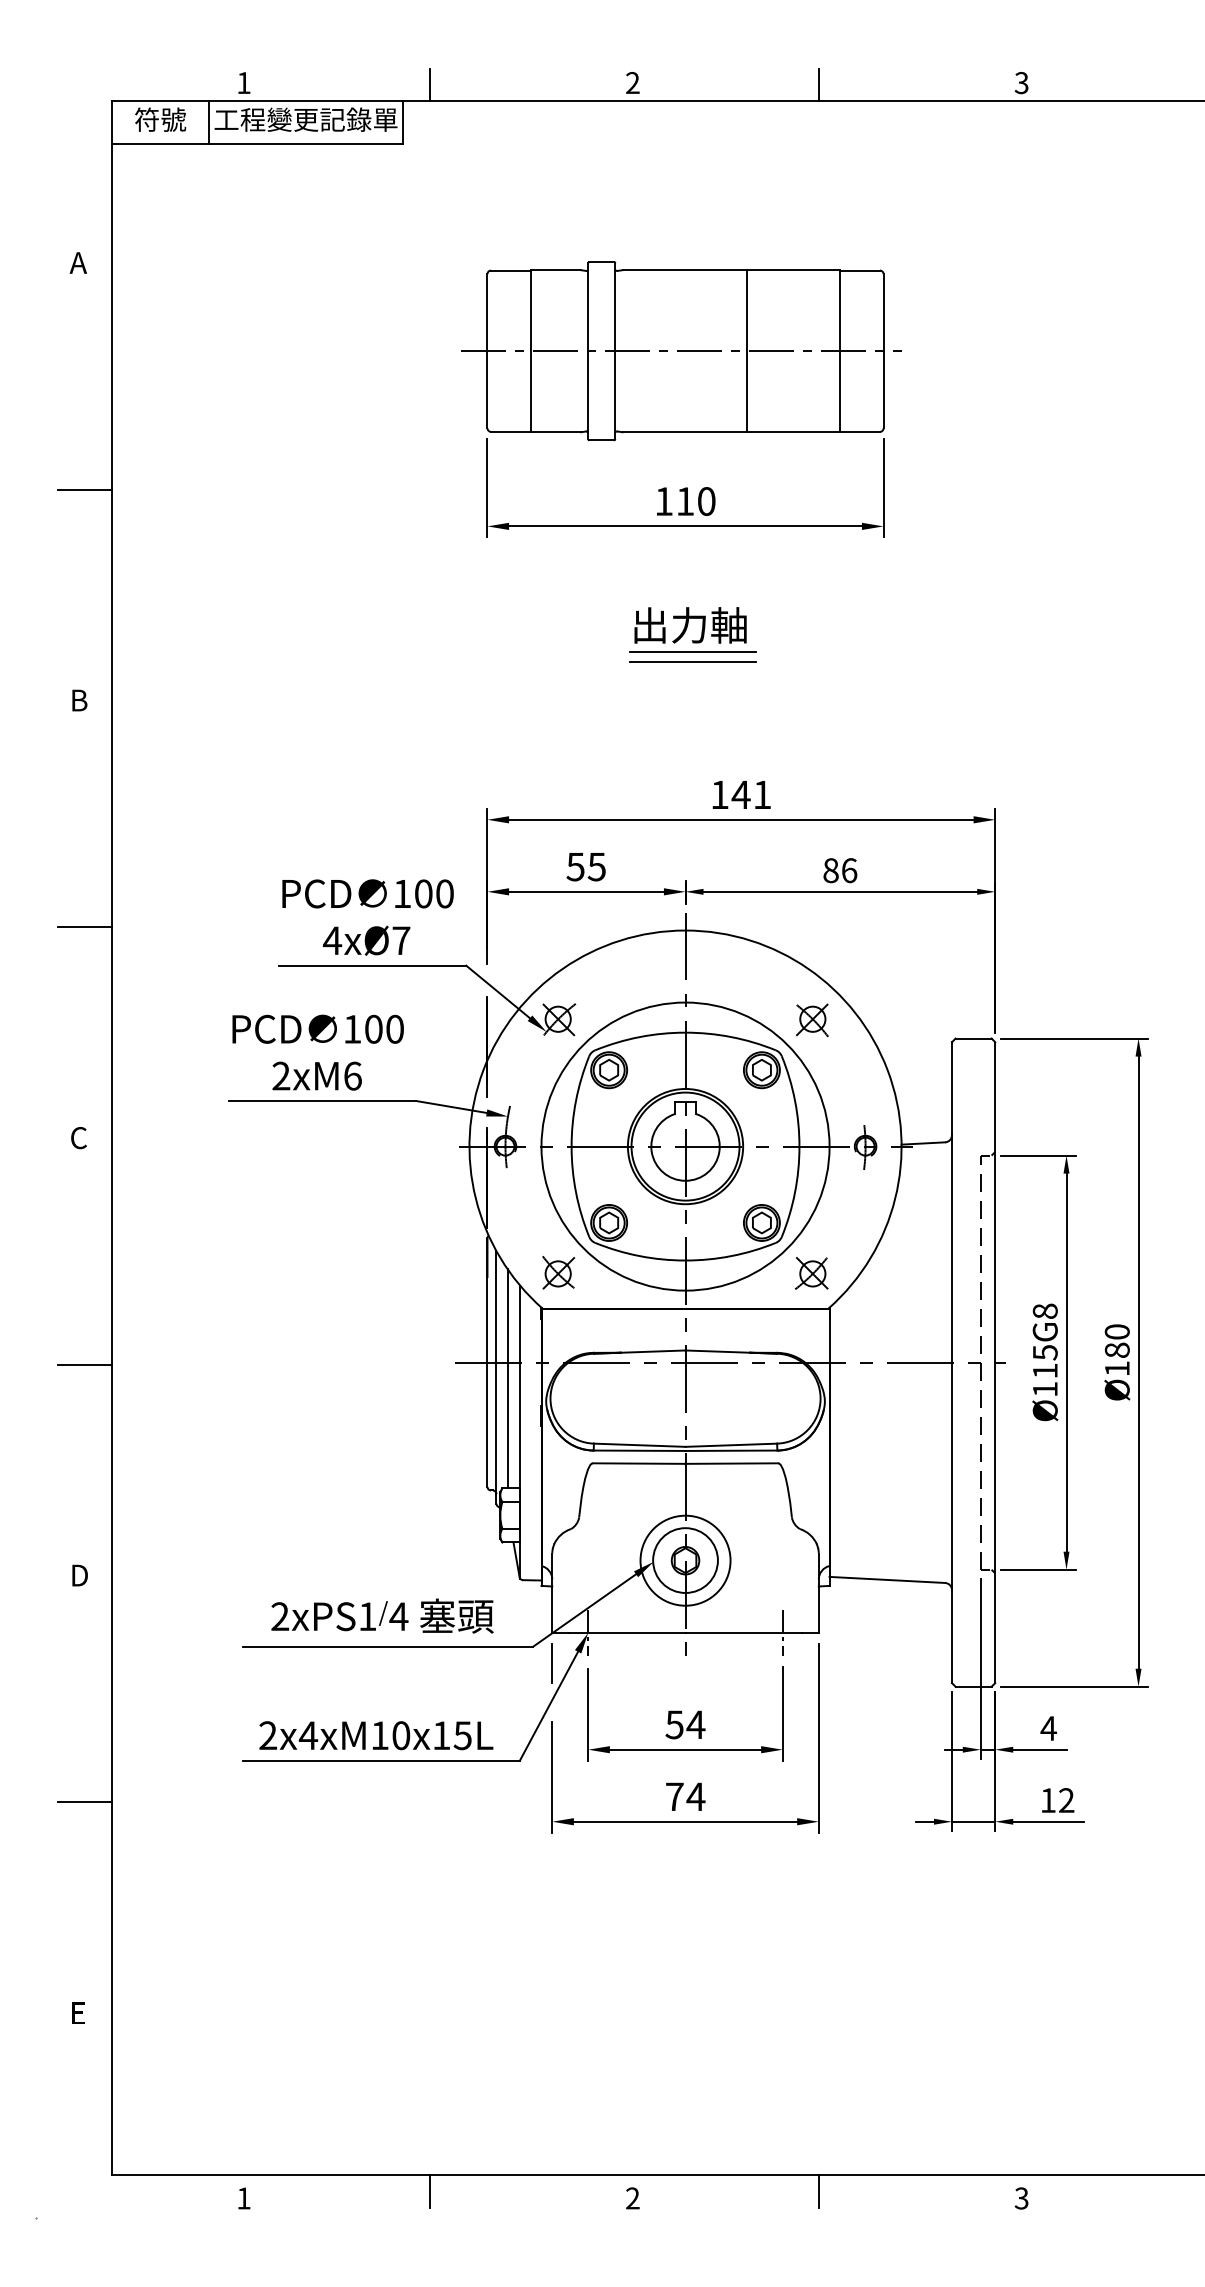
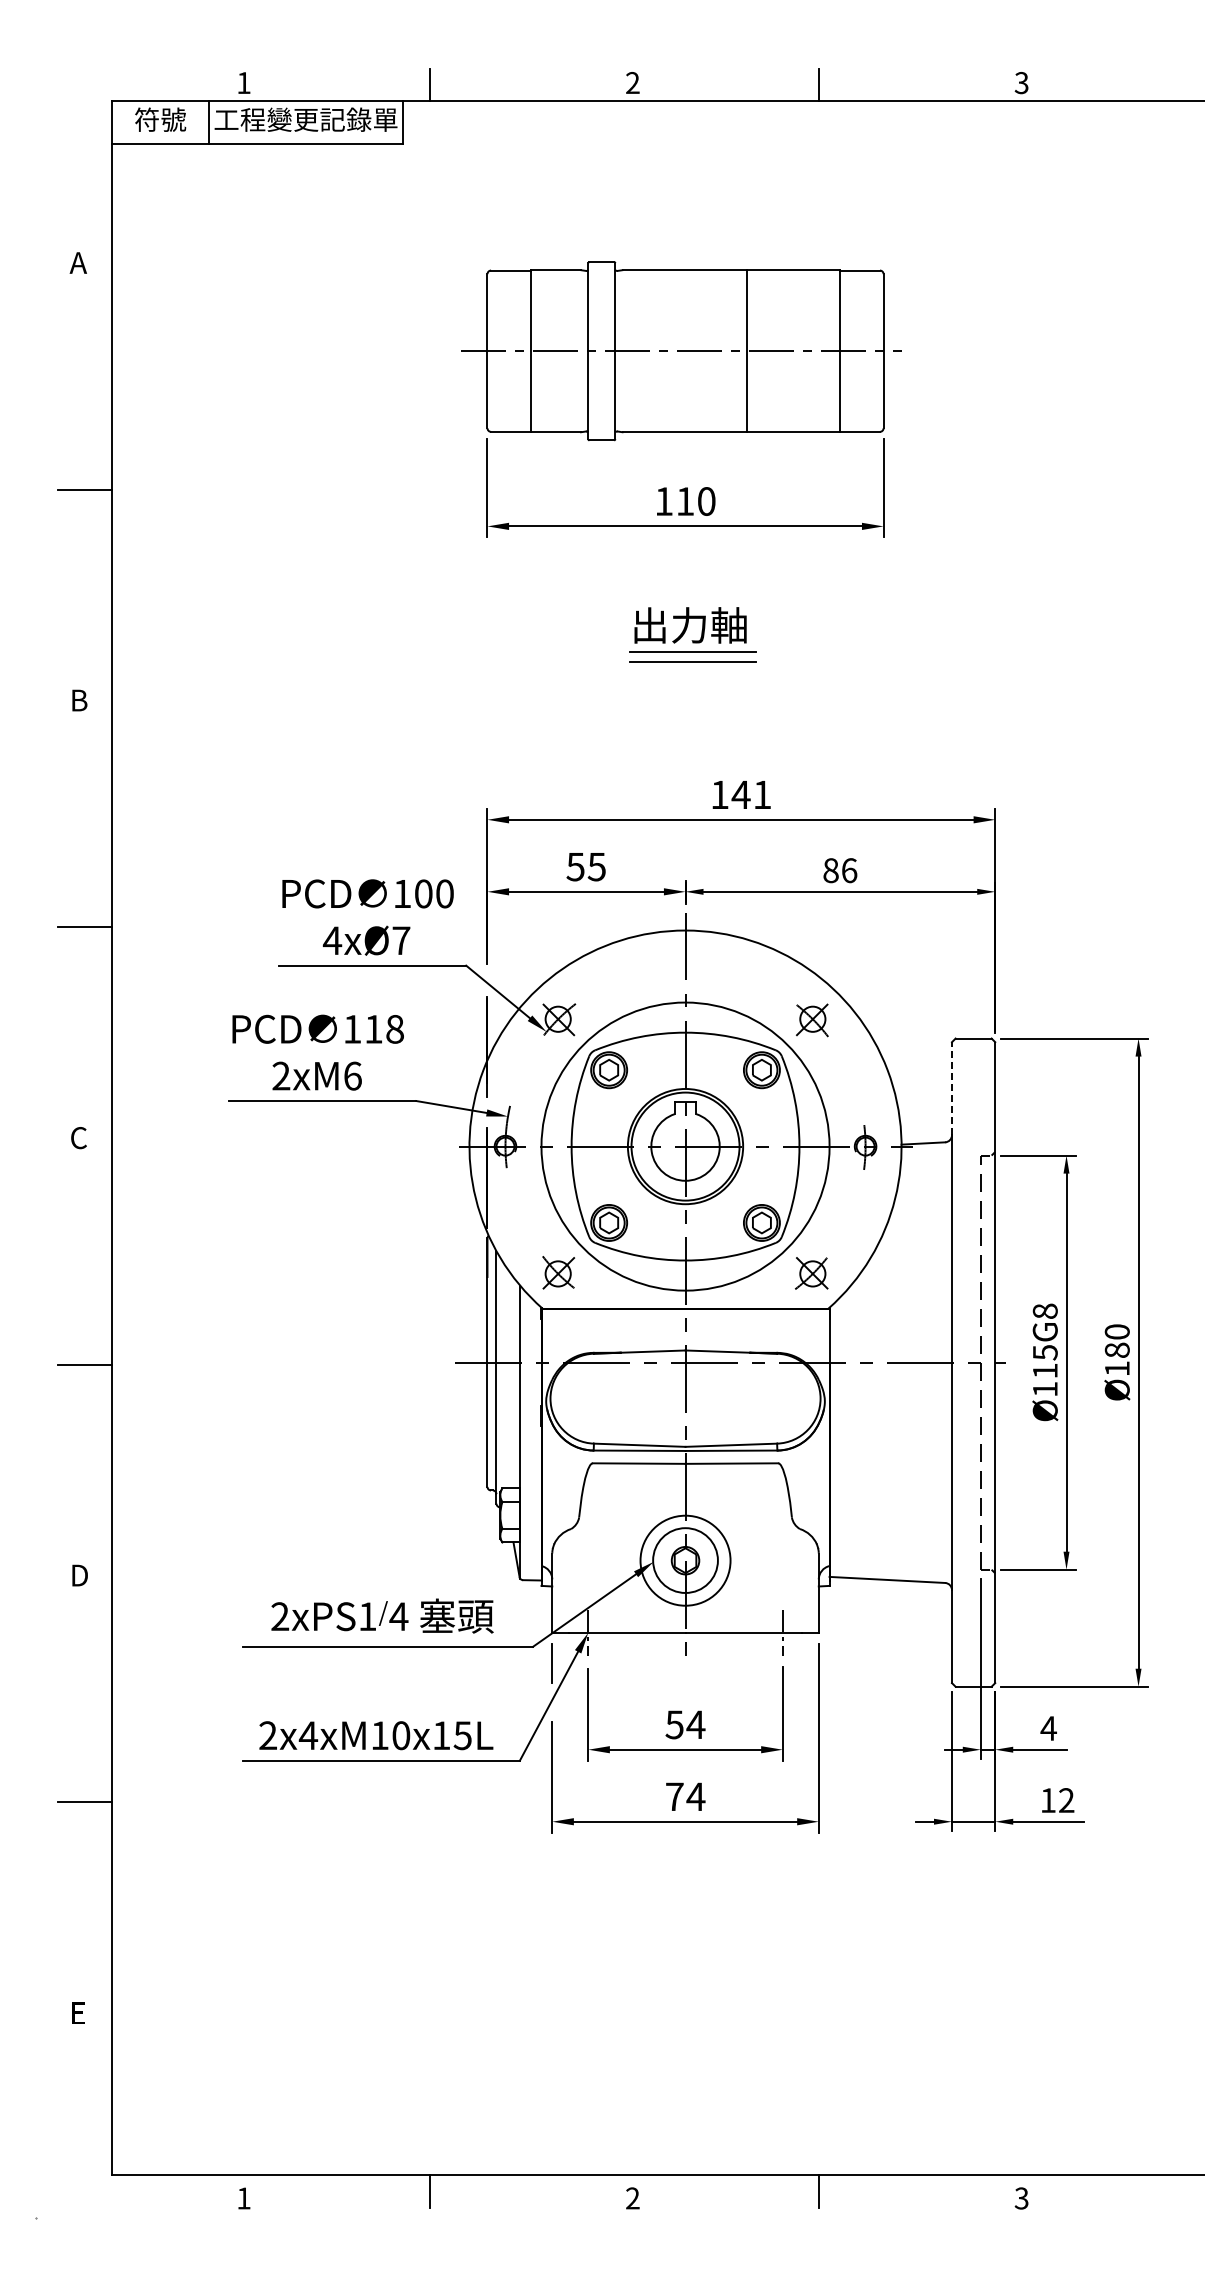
text: 100 -> 118 (384, 1028)
line: solid -> dashed (952, 1088)
line: present -> none (507, 1378)
